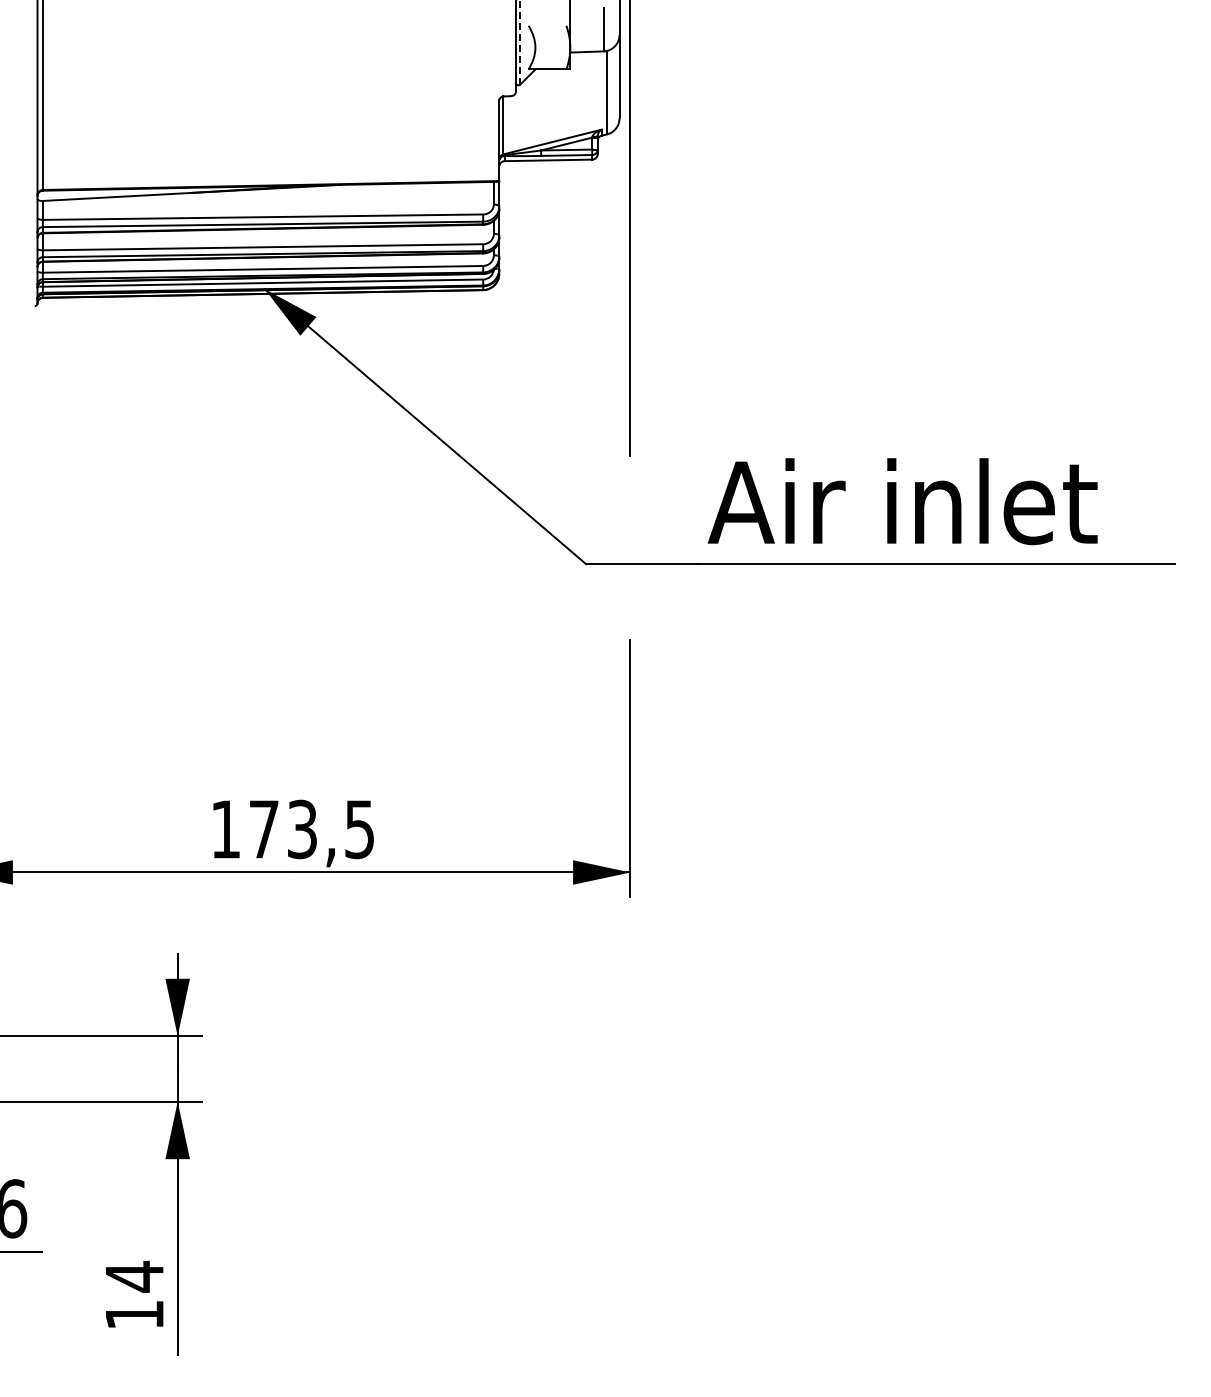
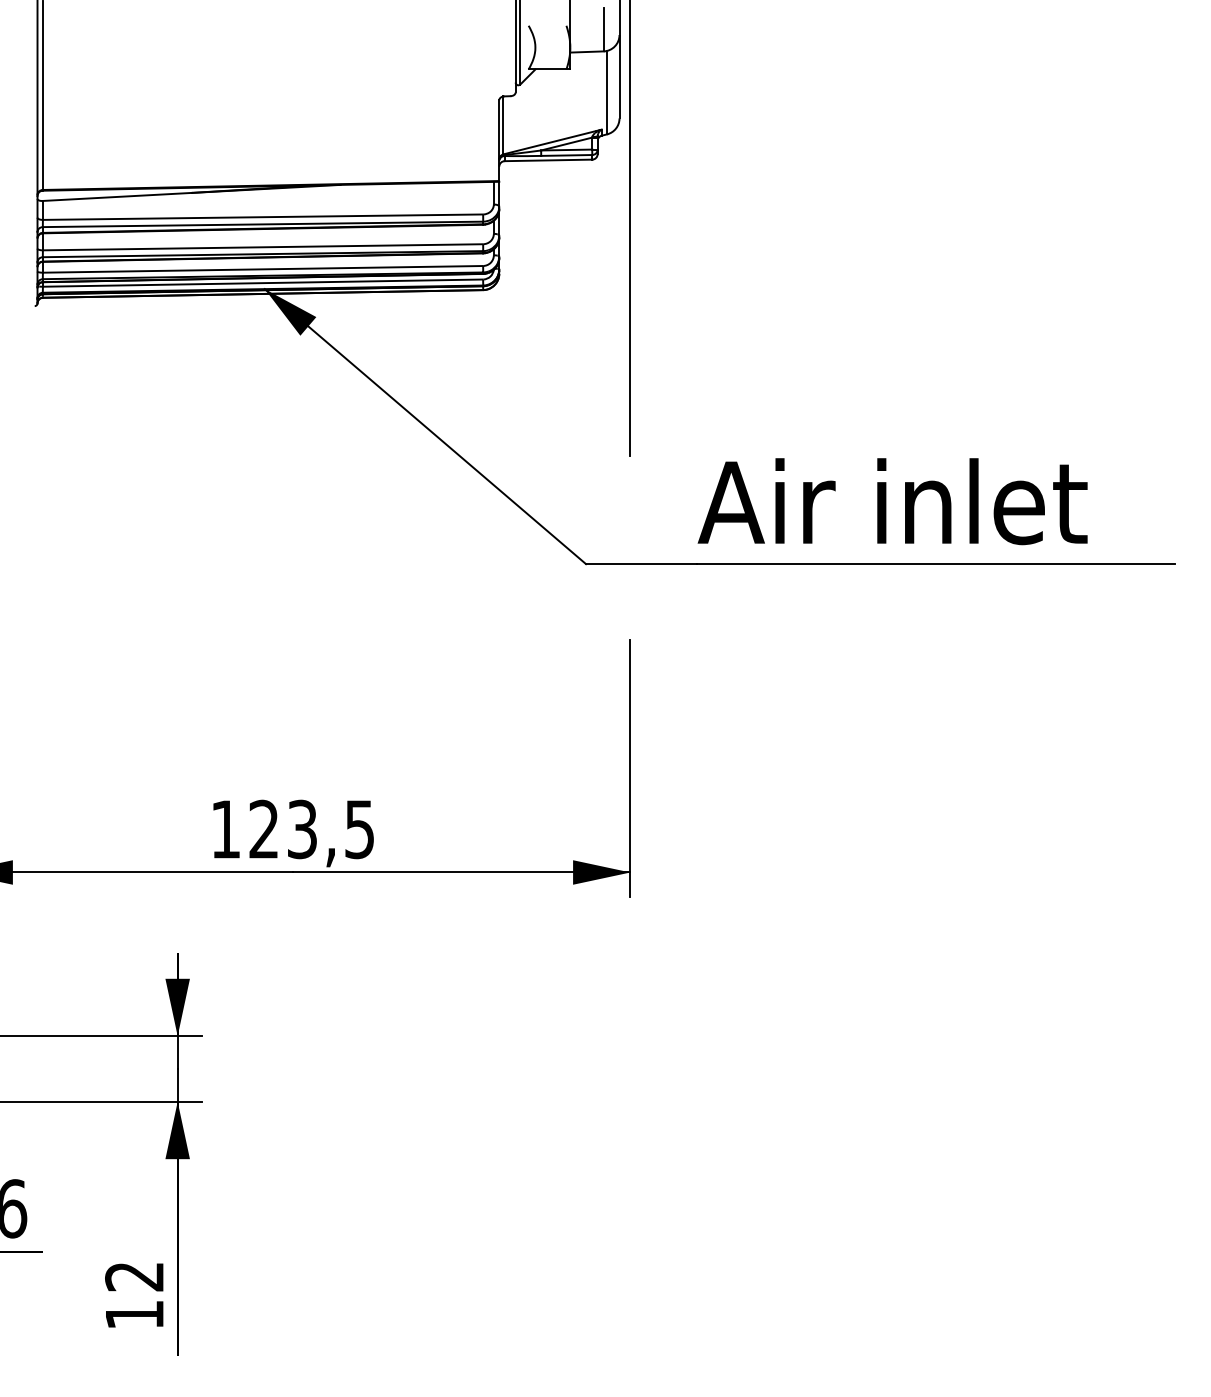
line: dashed -> solid (520, 42)
text position: (902, 501) -> (892, 501) (892, 501)
text: 173,5 -> 123,5 (263, 828)
text: 14 -> 12 (134, 1276)
